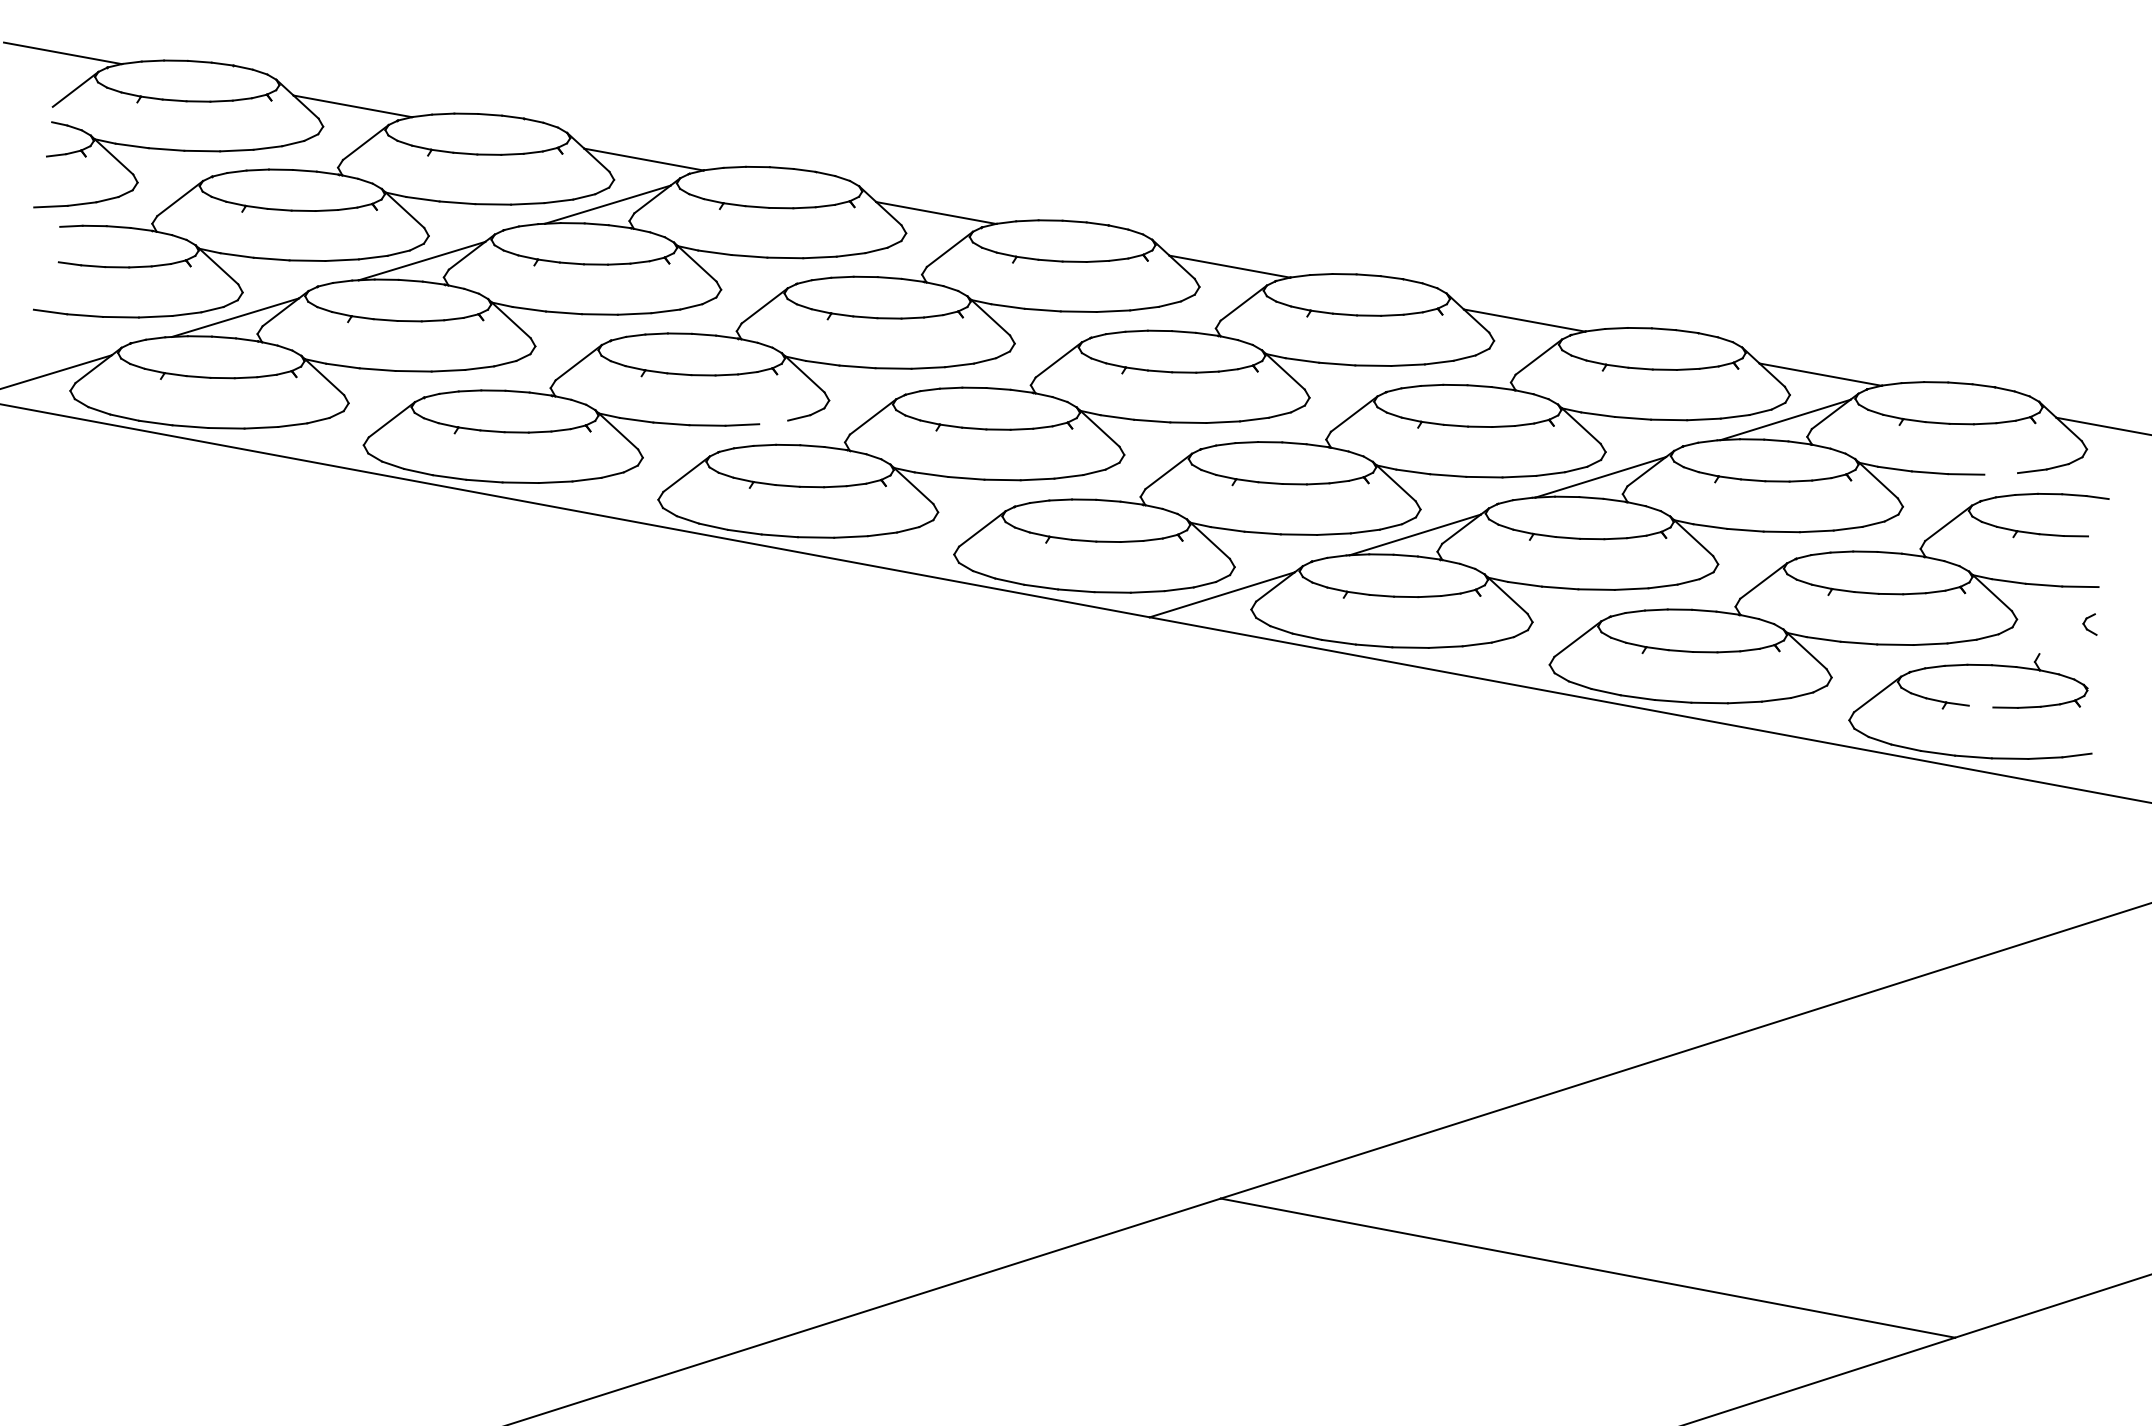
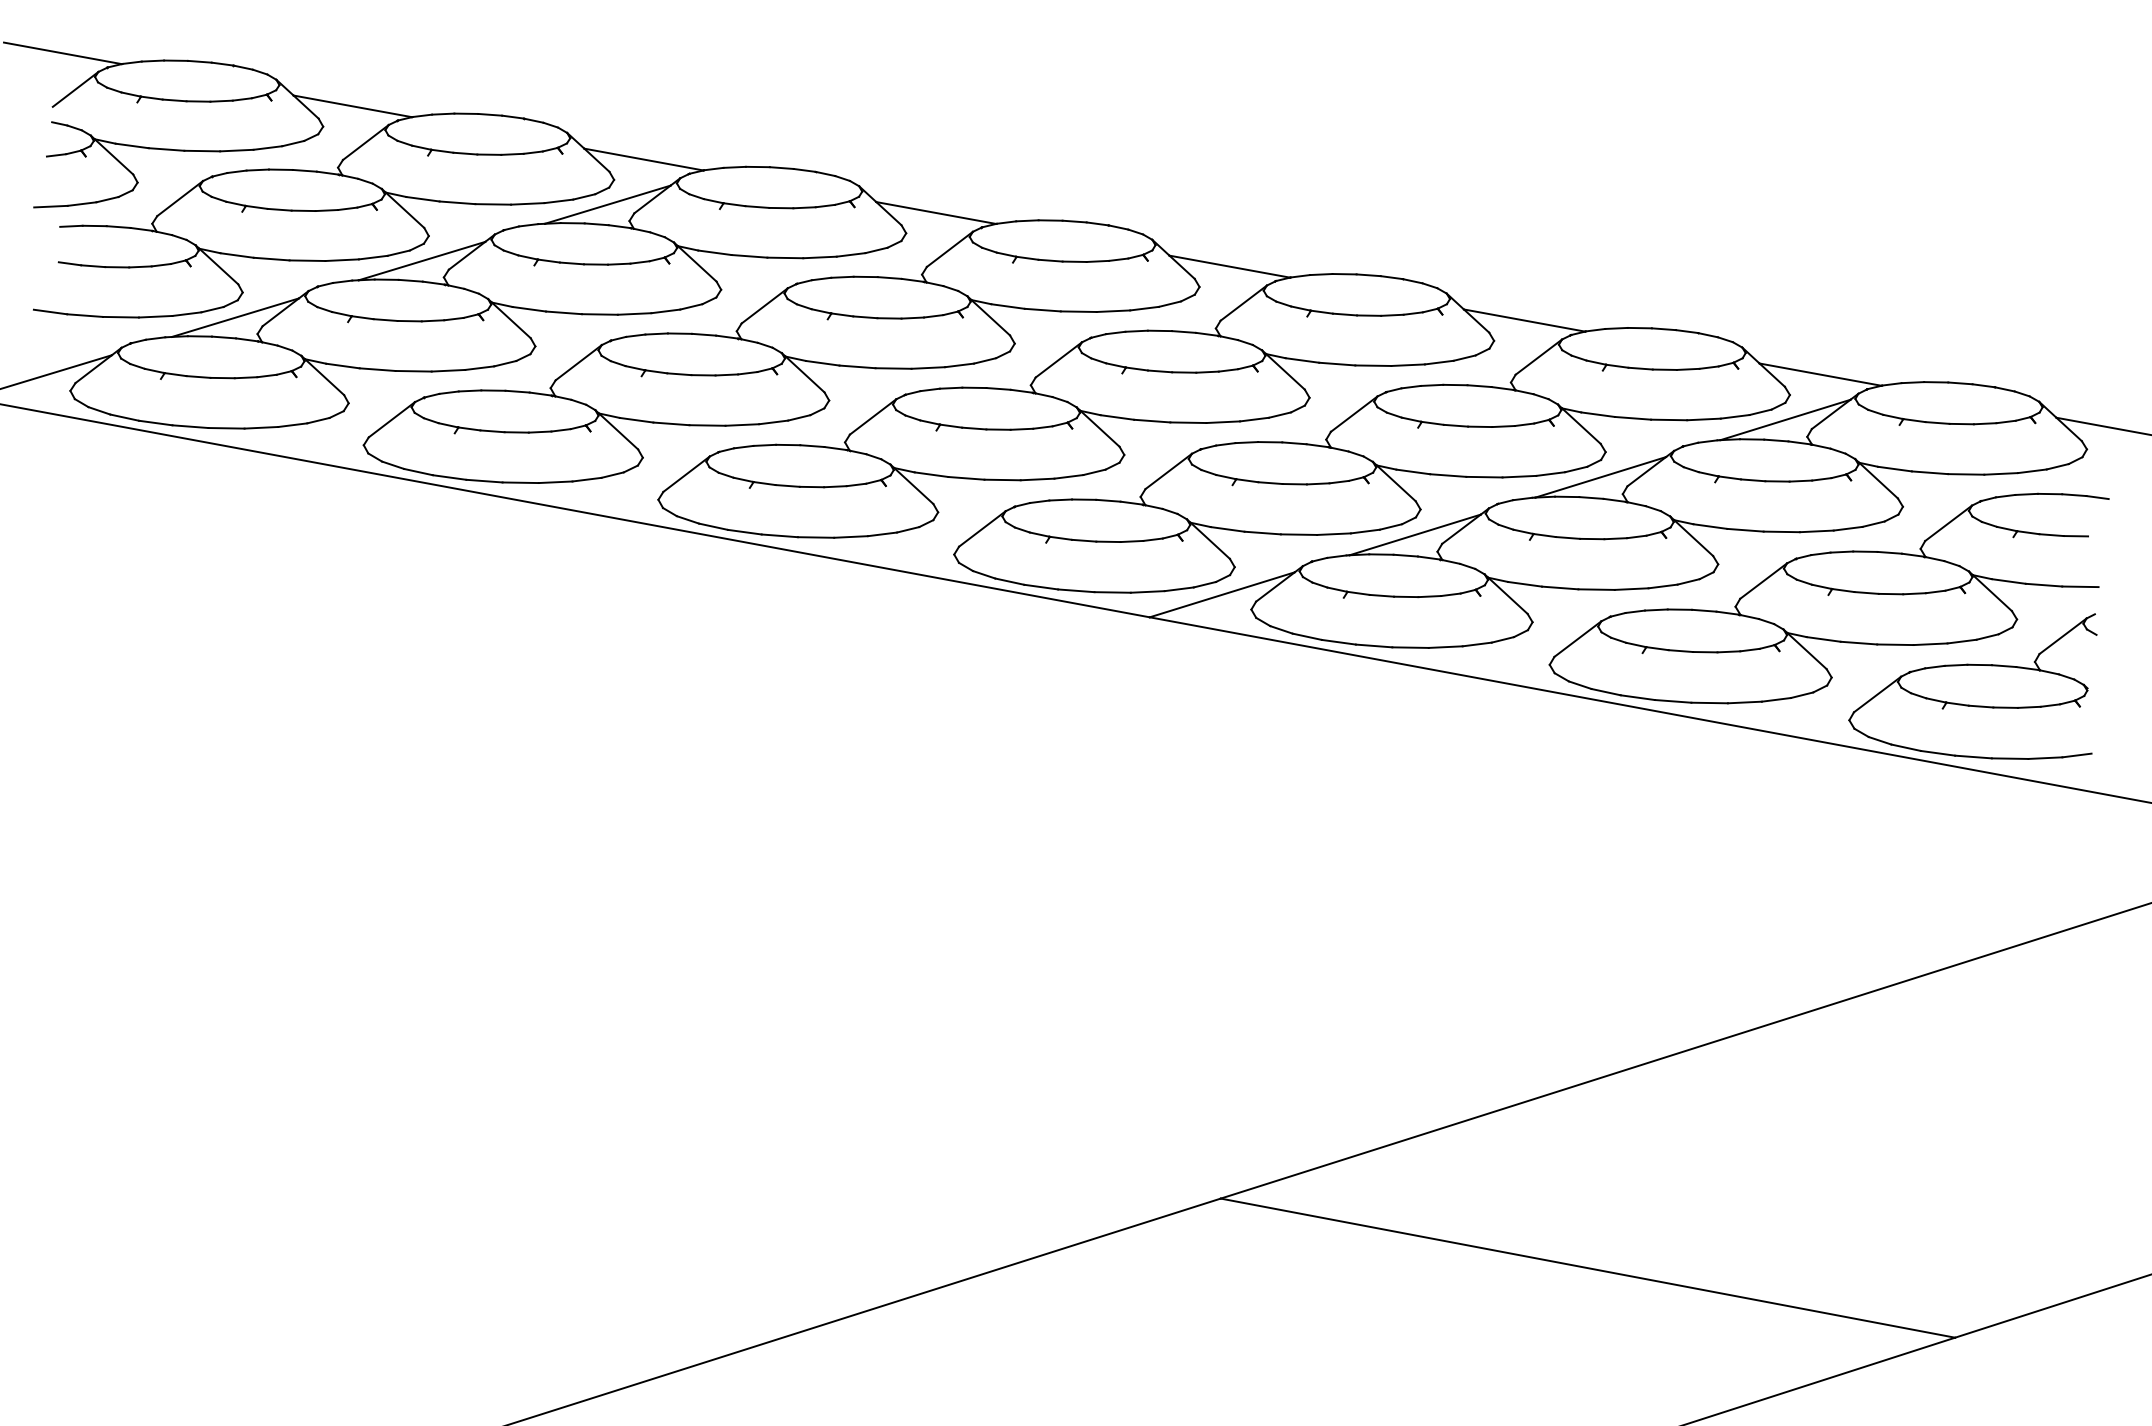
line: none -> present (773, 422)
line: none -> present (2000, 473)
line: none -> present (2062, 636)
line: none -> present (1980, 706)
